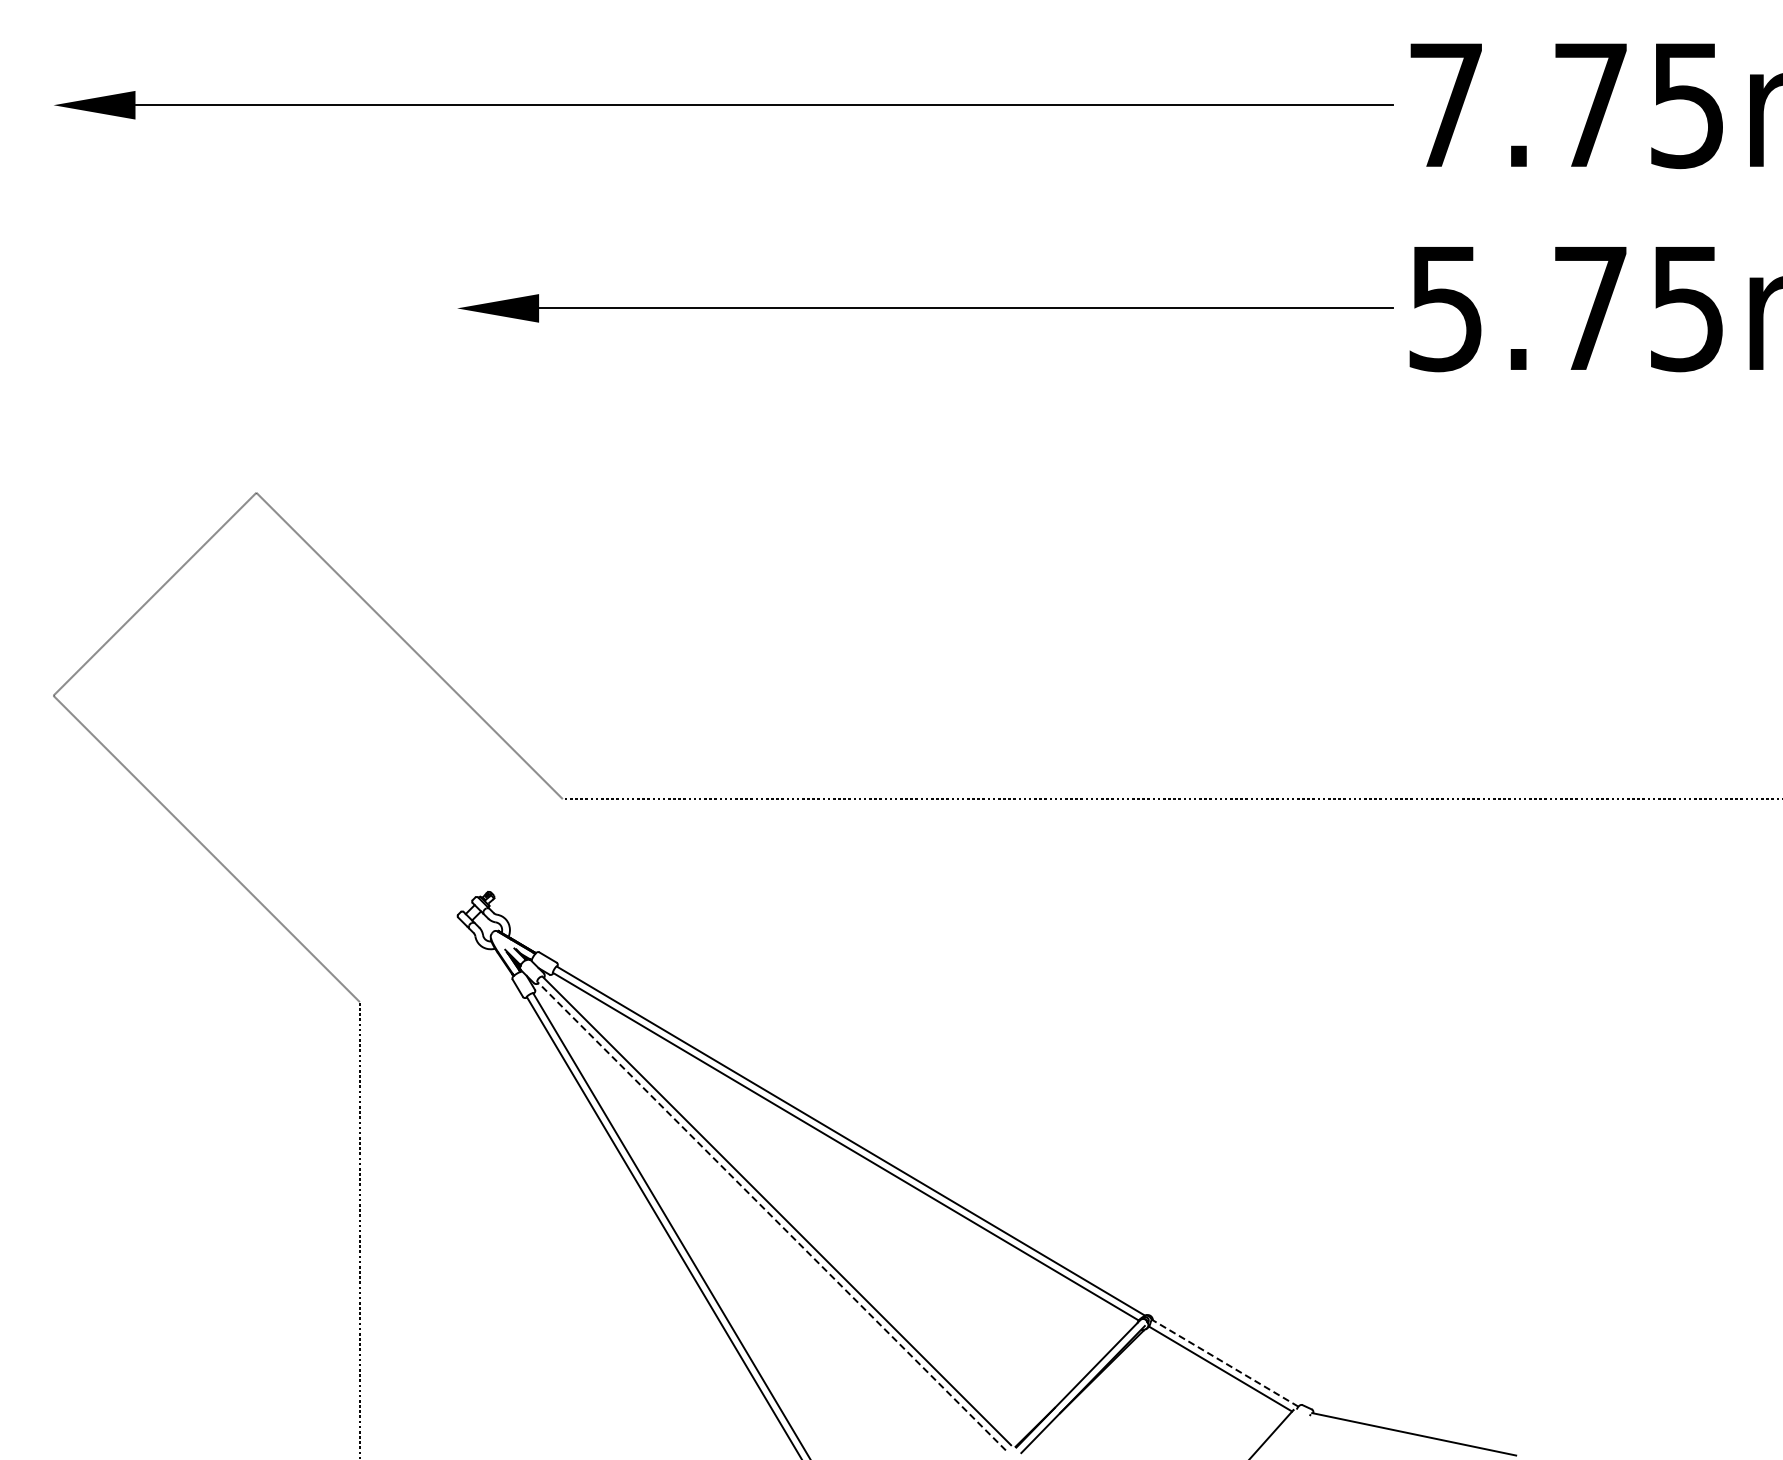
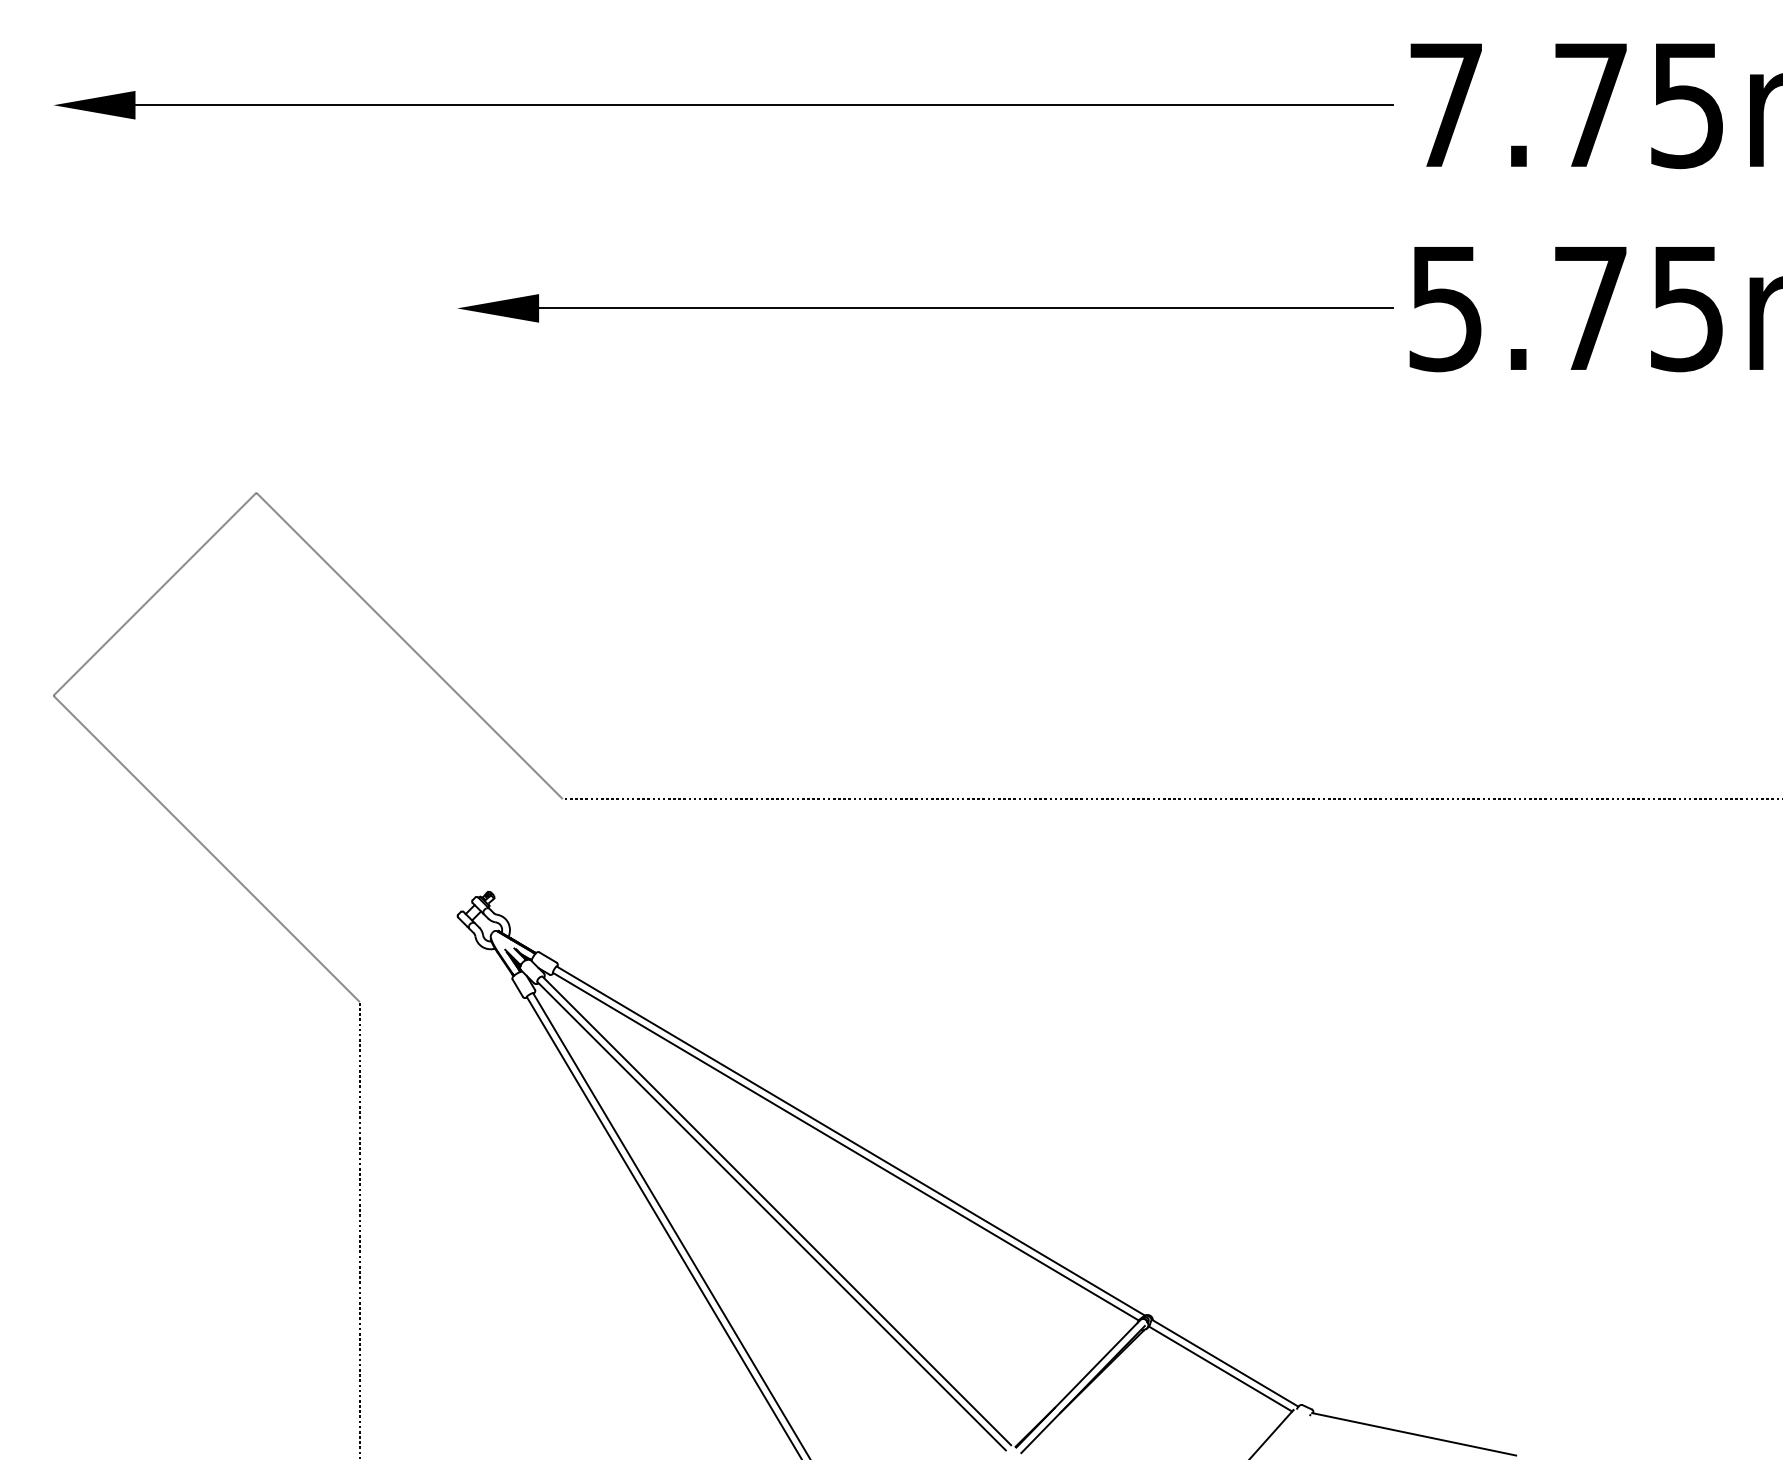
line: dashed -> solid (771, 1215)
line: dashed -> solid (1224, 1363)
